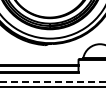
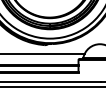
line: none -> present (43, 54)
line: dashed -> solid (51, 81)
